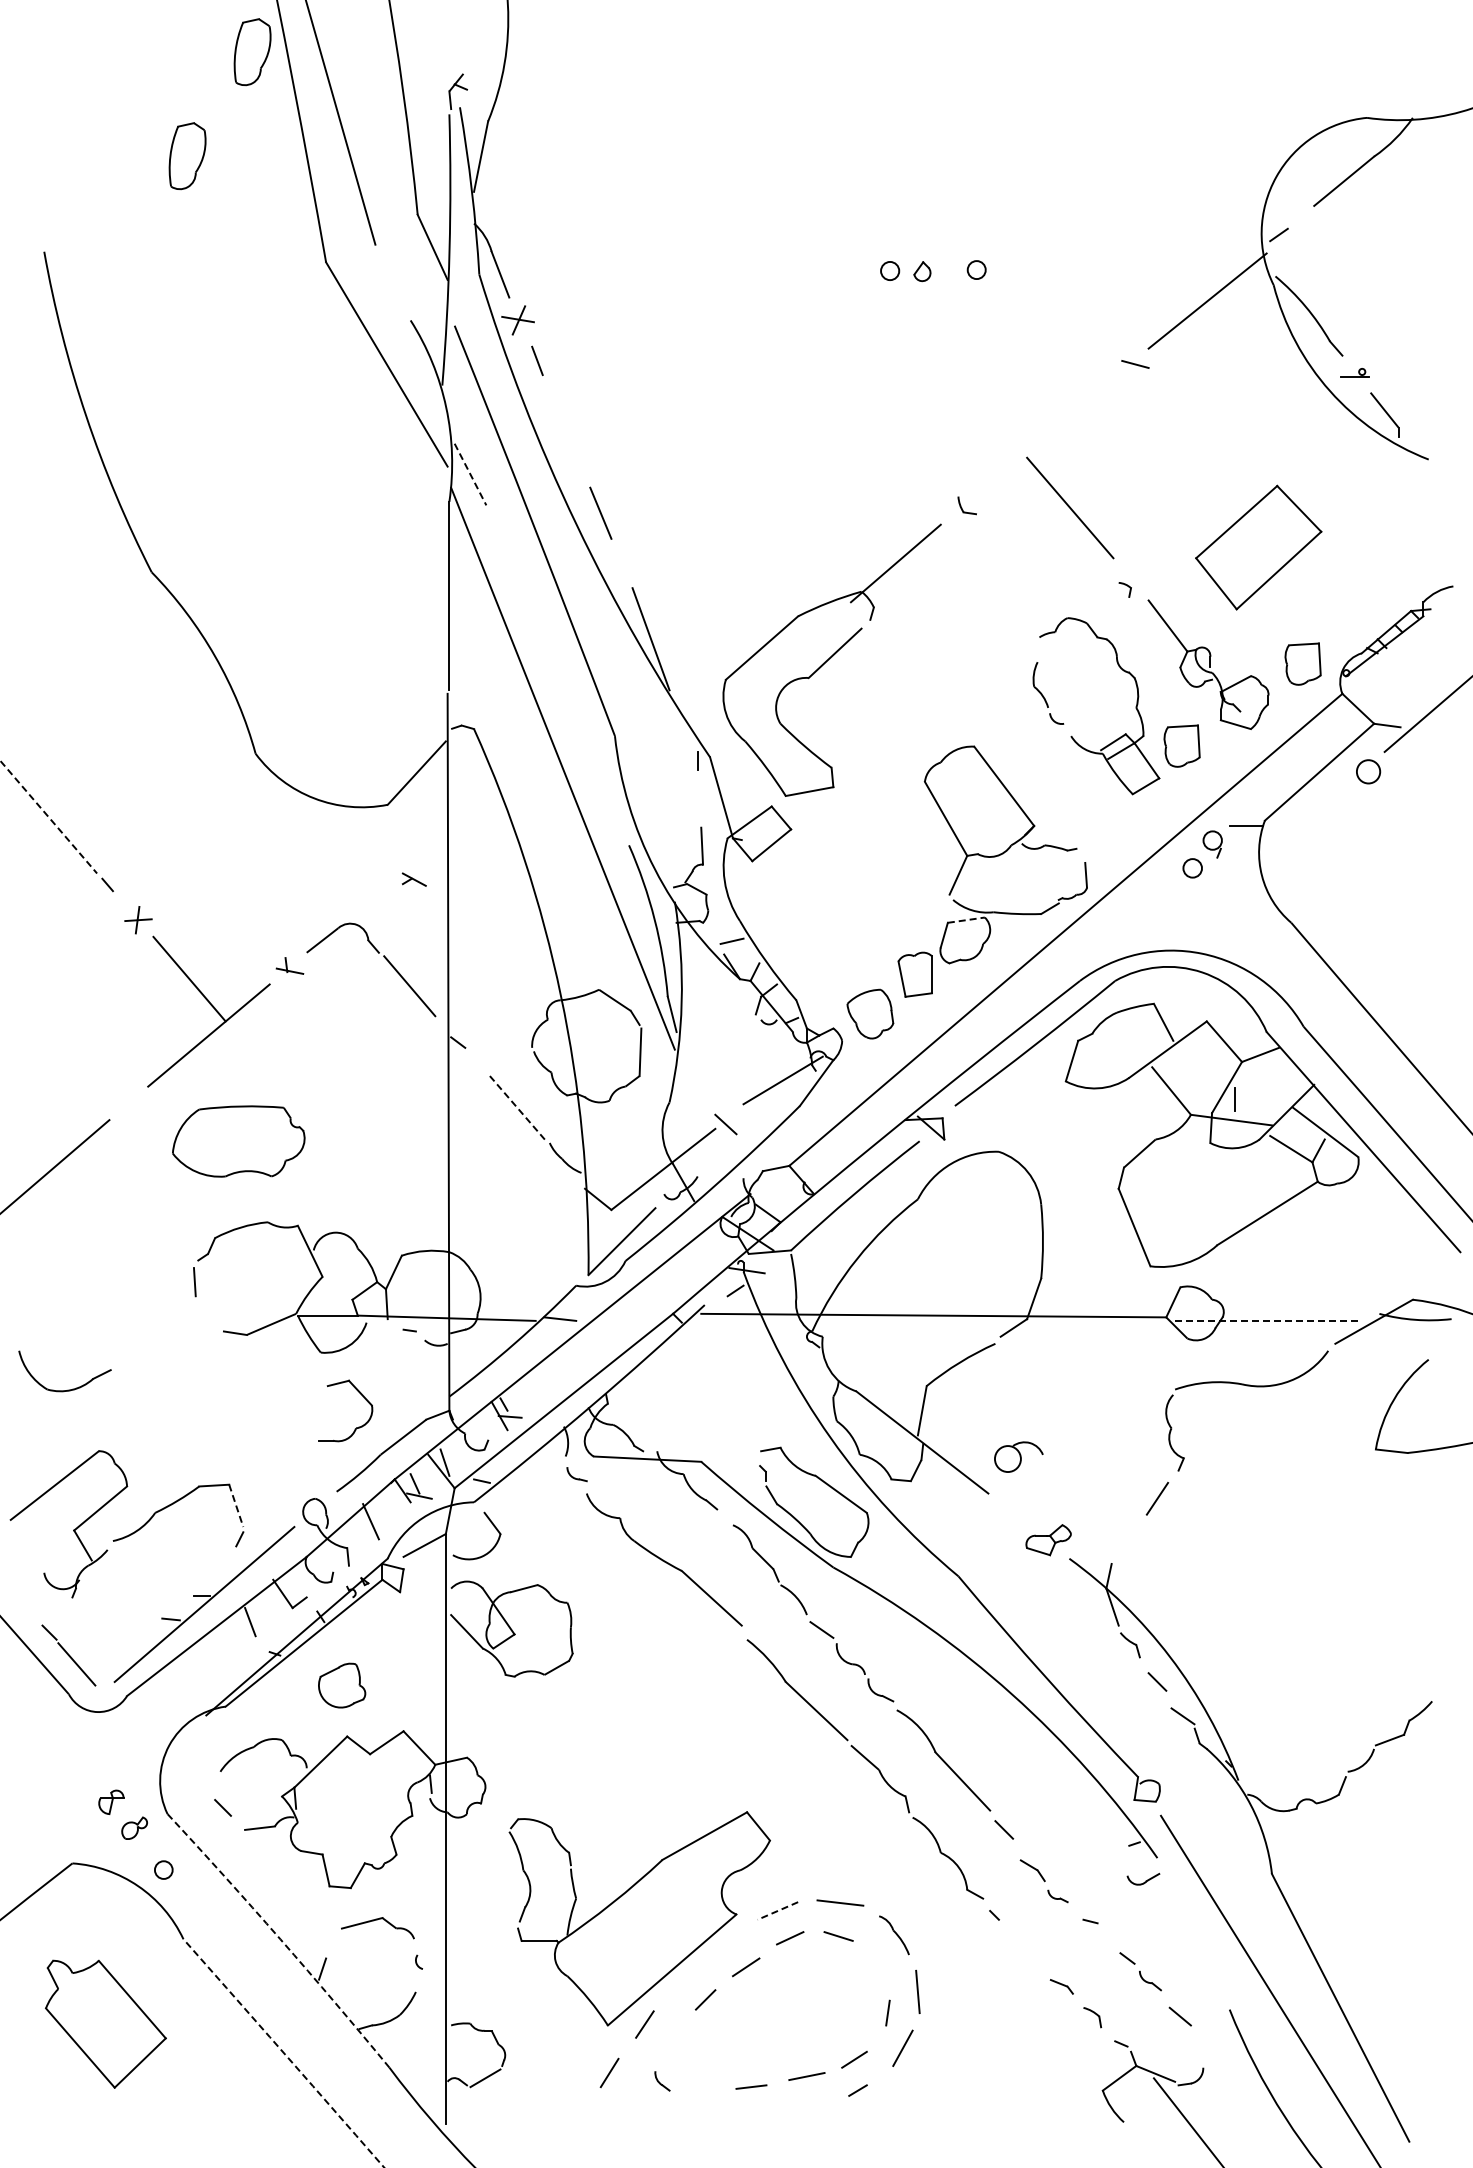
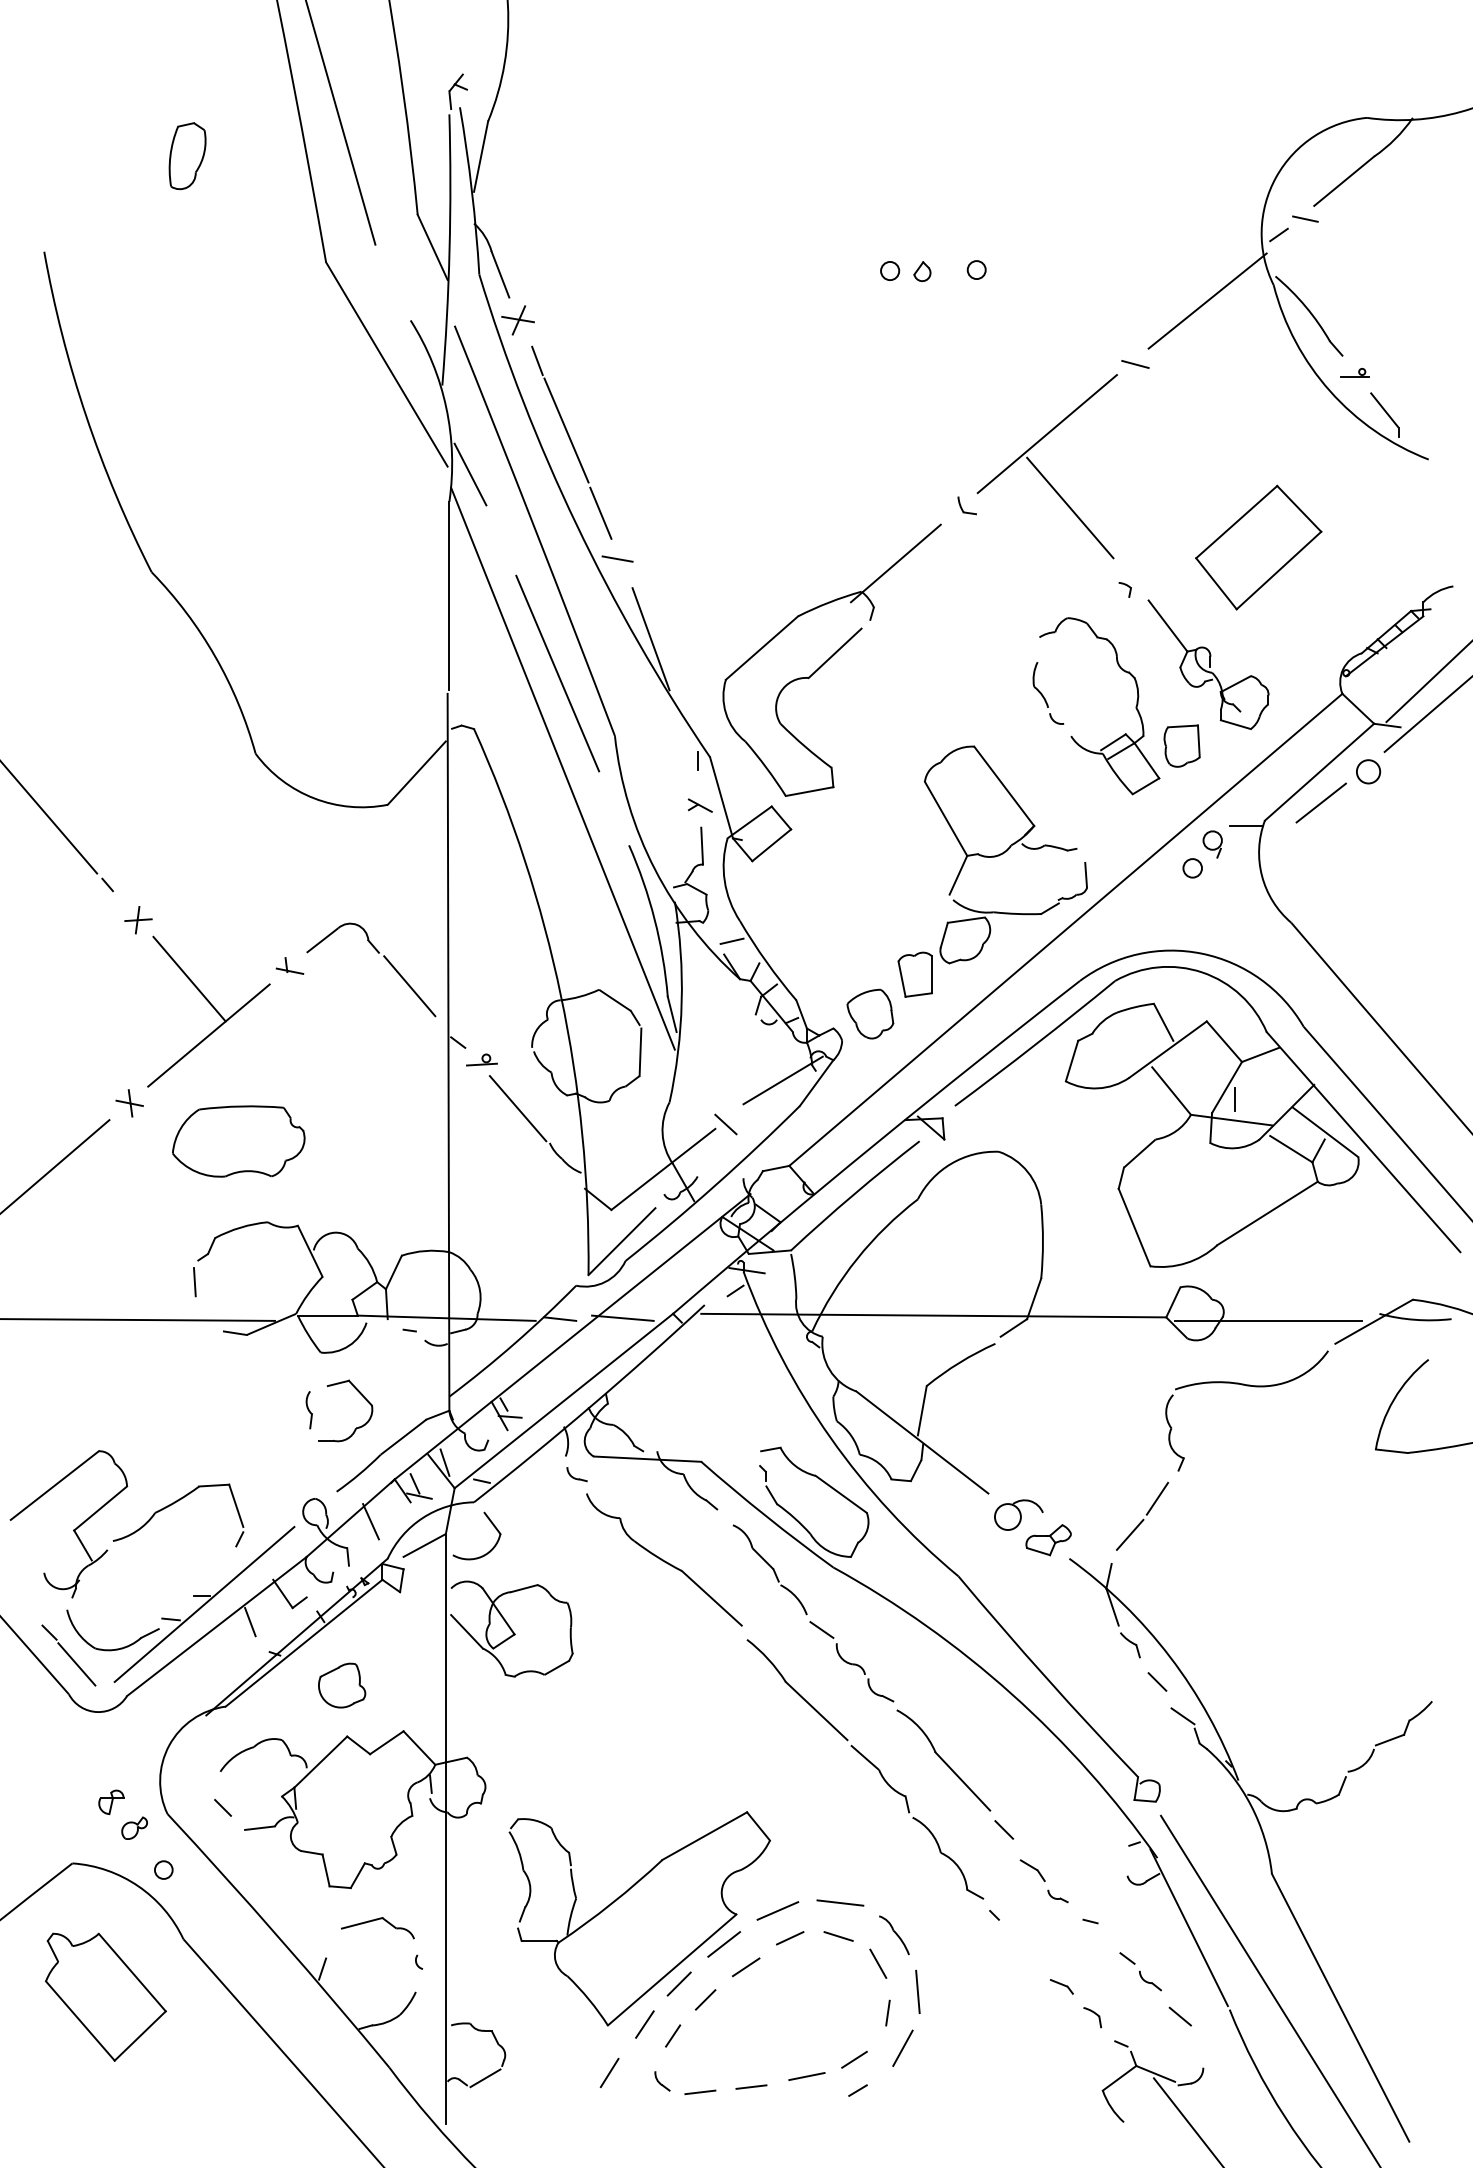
part: present -> none (252, 52)
line: none -> present (1305, 218)
line: none -> present (566, 430)
line: none -> present (1046, 434)
line: dashed -> solid (470, 474)
line: none -> present (617, 558)
part: present -> none (1302, 663)
line: none -> present (557, 673)
line: none -> present (1427, 682)
line: none -> present (1320, 802)
line: dashed -> solid (49, 817)
part position: (413, 879) -> (699, 805) (699, 805)
line: dashed -> solid (966, 920)
part: none -> present (481, 1059)
part: none -> present (129, 1103)
line: dashed -> solid (518, 1109)
line: none -> present (622, 1317)
line: none -> present (138, 1319)
line: dashed -> solid (1268, 1320)
part position: (67, 1389) -> (115, 1648) (115, 1648)
part: none -> present (308, 1410)
part position: (1018, 1456) -> (1018, 1514) (1018, 1514)
line: dashed -> solid (236, 1506)
line: none -> present (1129, 1534)
line: dashed -> solid (777, 1911)
line: none -> present (1188, 1927)
arc: dashed -> solid (280, 1939)
line: none -> present (724, 1944)
line: none -> present (878, 1963)
line: none -> present (678, 1983)
part position: (105, 2023) -> (105, 1996) (105, 1996)
line: none -> present (673, 2035)
arc: dashed -> solid (283, 2052)
line: none -> present (700, 2091)
